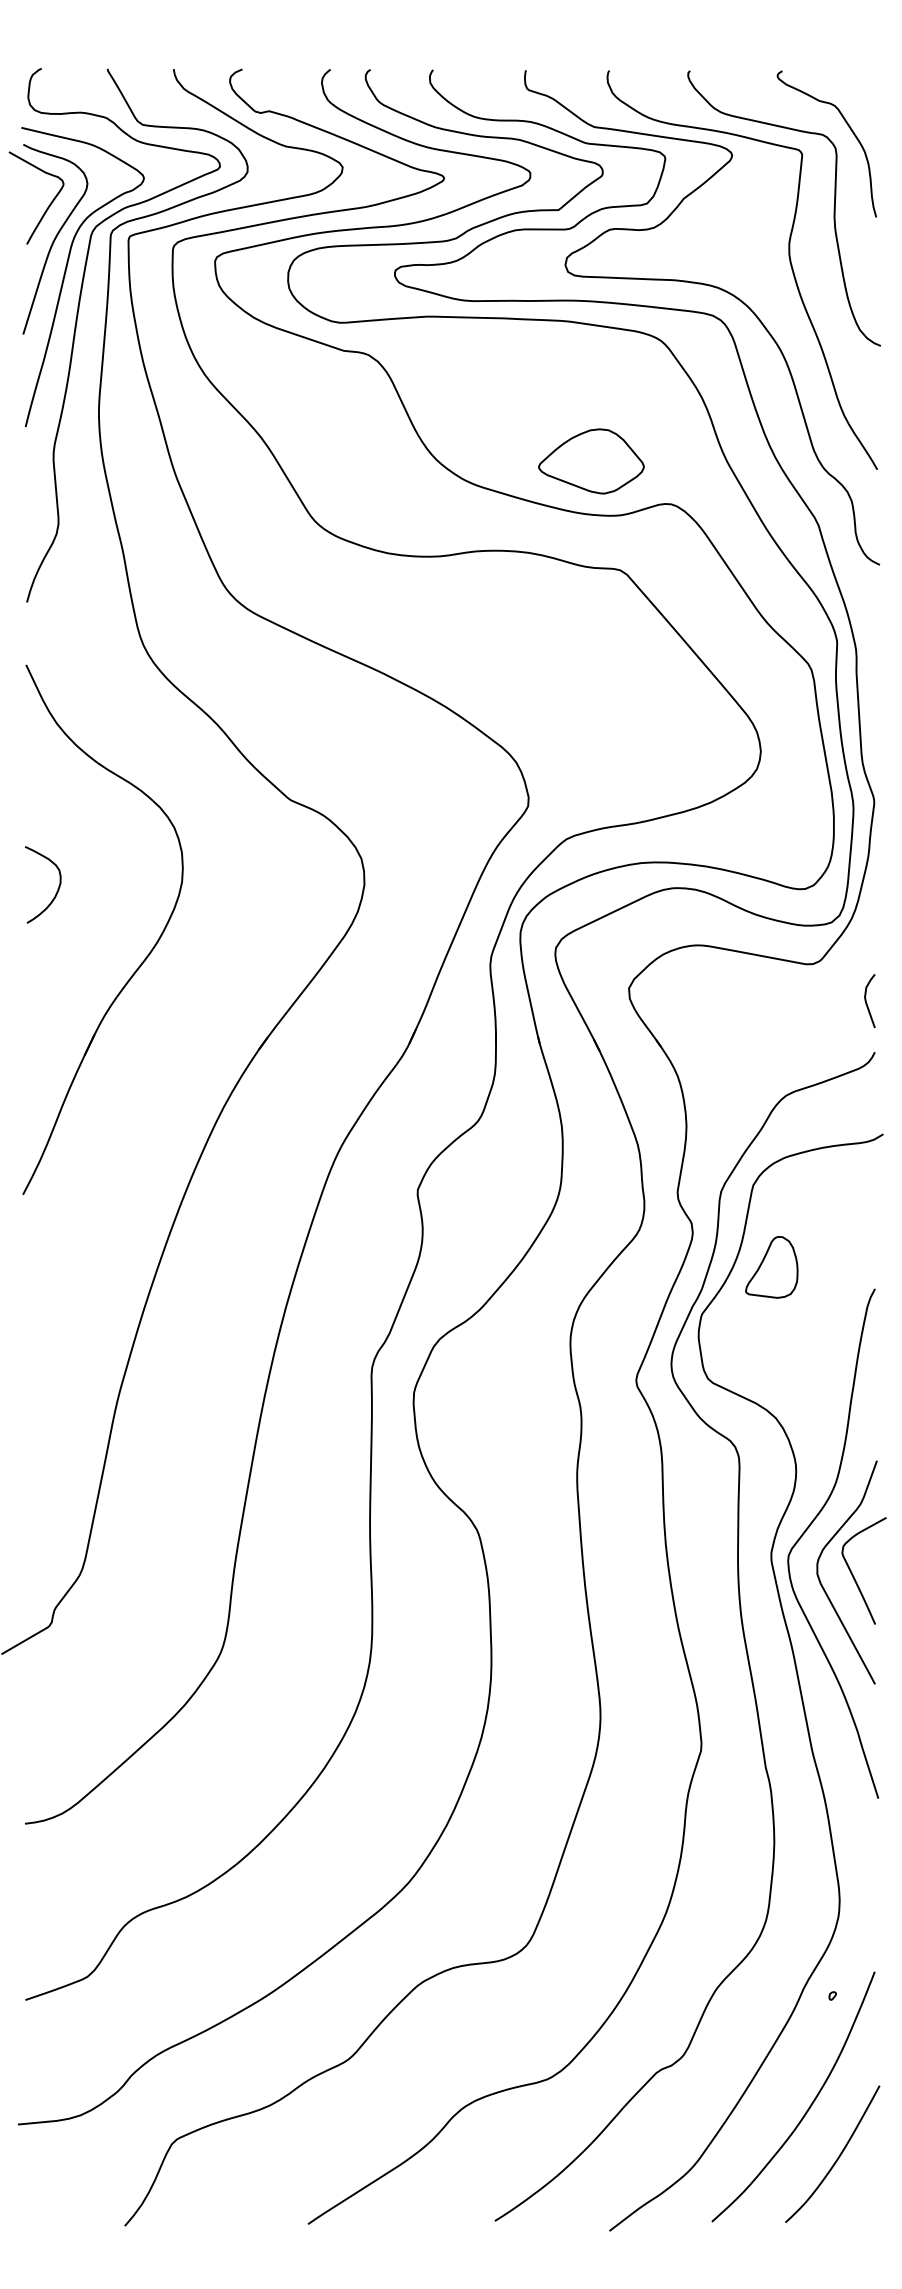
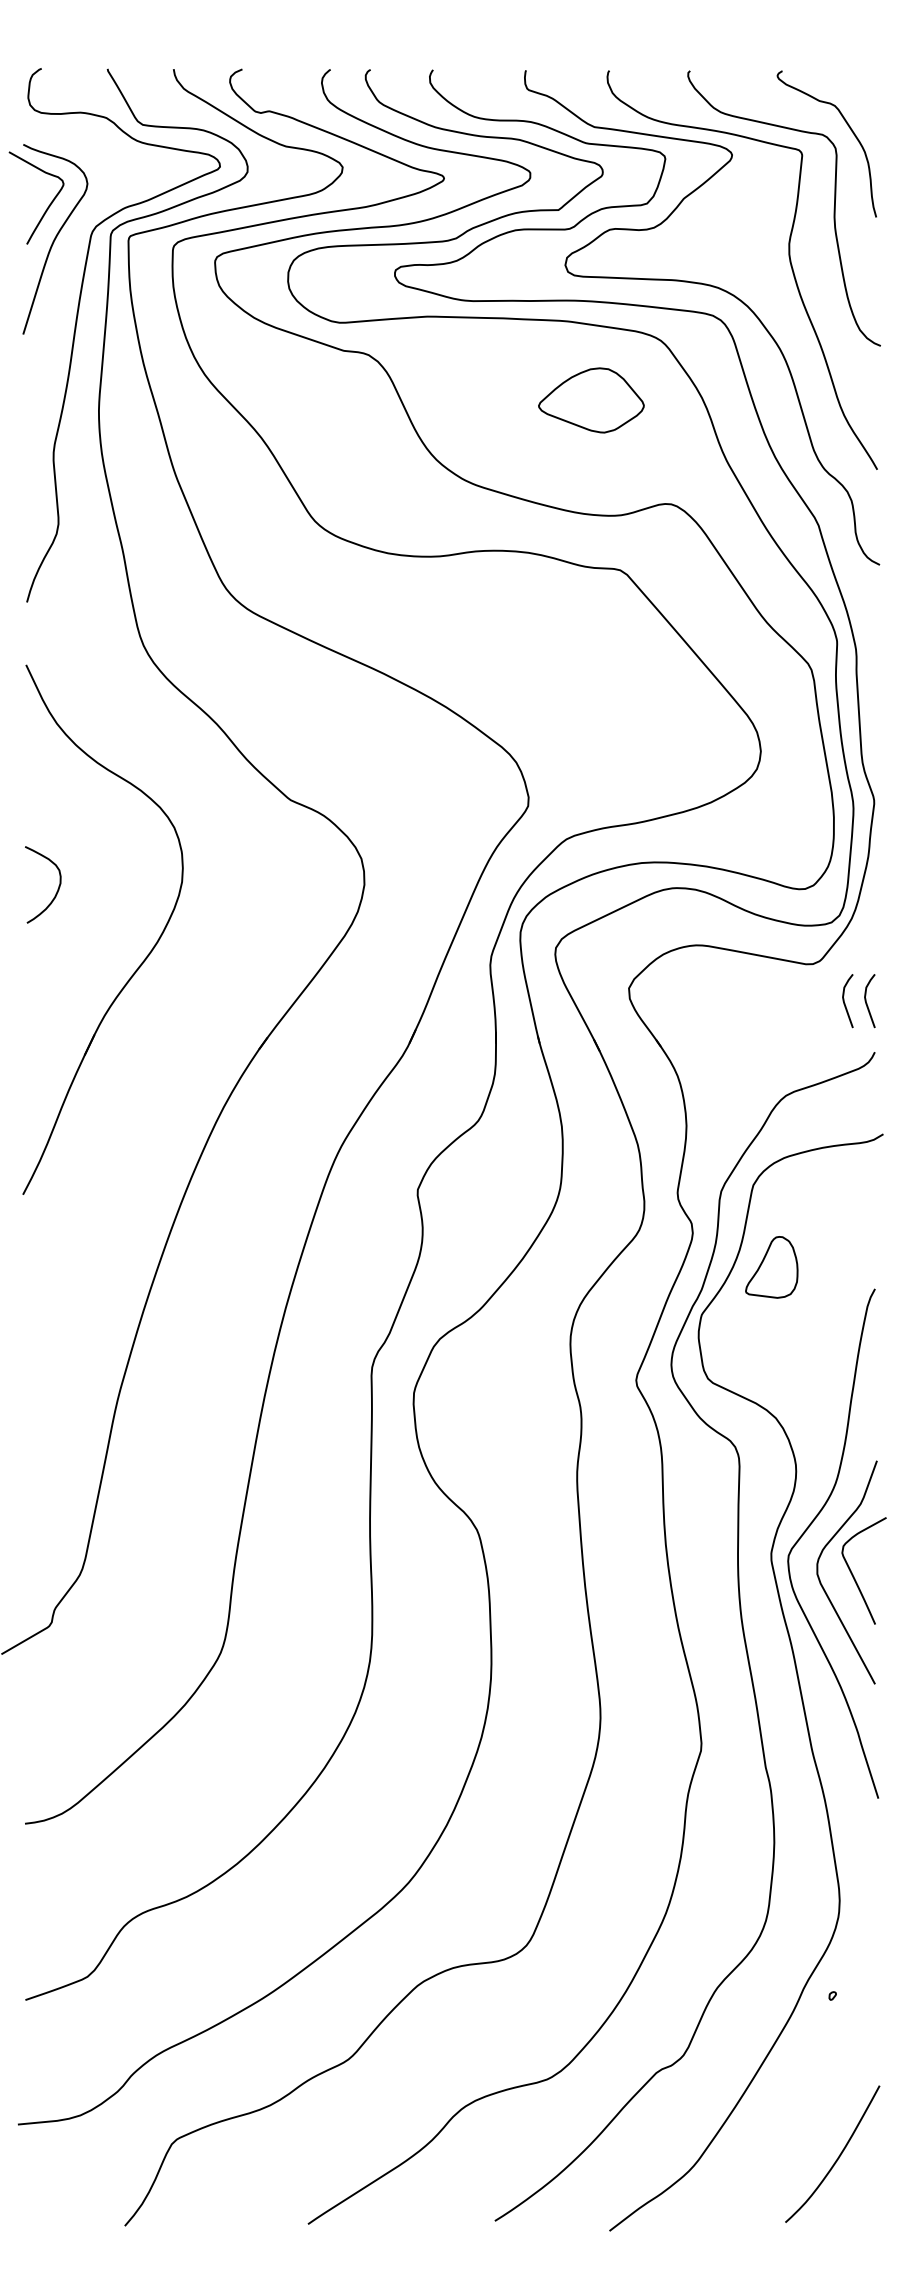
curve: present -> none (66, 272)
part position: (591, 461) -> (591, 400) (591, 400)
curve: none -> present (845, 1003)
curve: present -> none (808, 2107)
